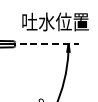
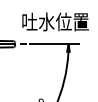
line: dashed -> solid (55, 44)
